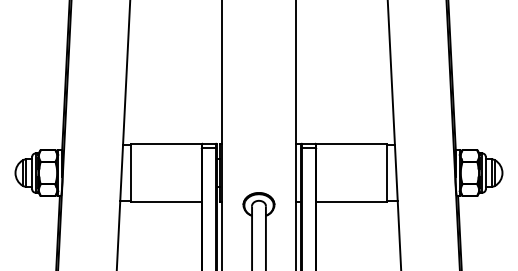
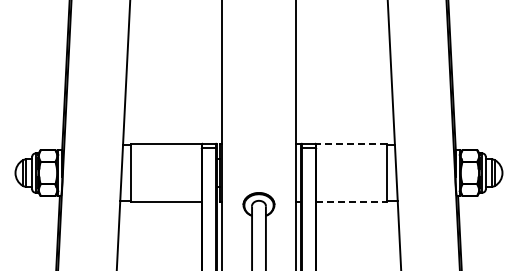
line: solid -> dashed (351, 144)
line: solid -> dashed (351, 201)
